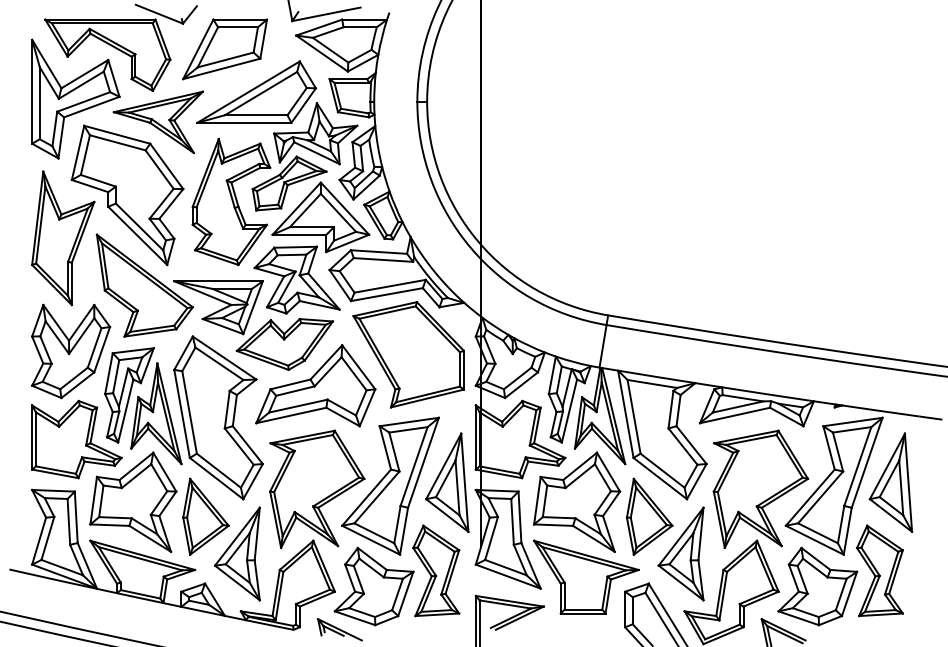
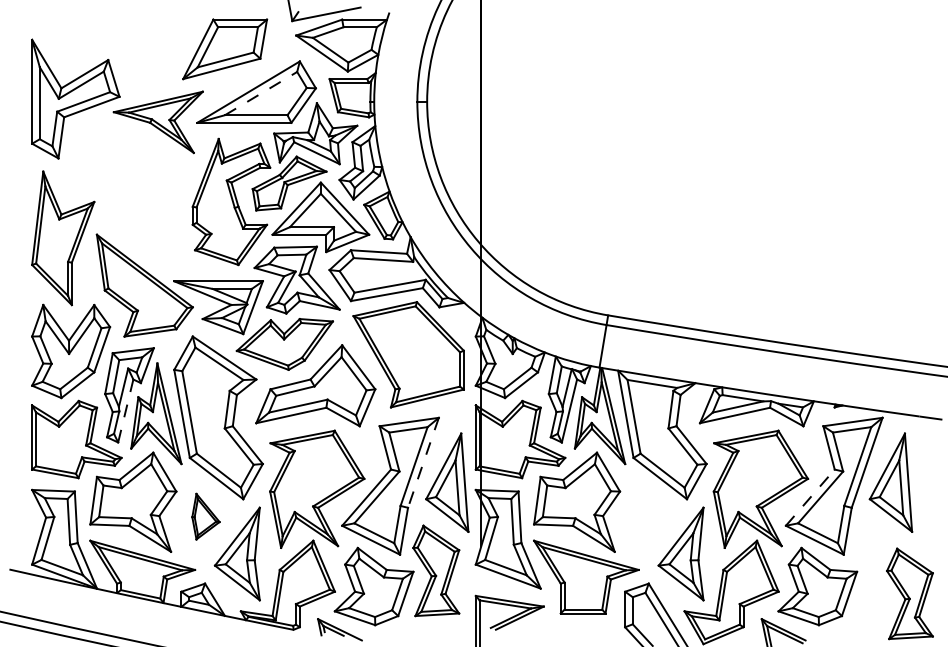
part: present -> none (120, 47)
line: solid -> dashed (261, 93)
part: present -> none (127, 195)
line: solid -> dashed (125, 410)
line: solid -> dashed (423, 462)
line: solid -> dashed (810, 497)
part size: 48x79 px -> 30x49 px (205, 516)
part: present -> none (649, 516)
part position: (879, 570) -> (909, 593) (909, 593)
